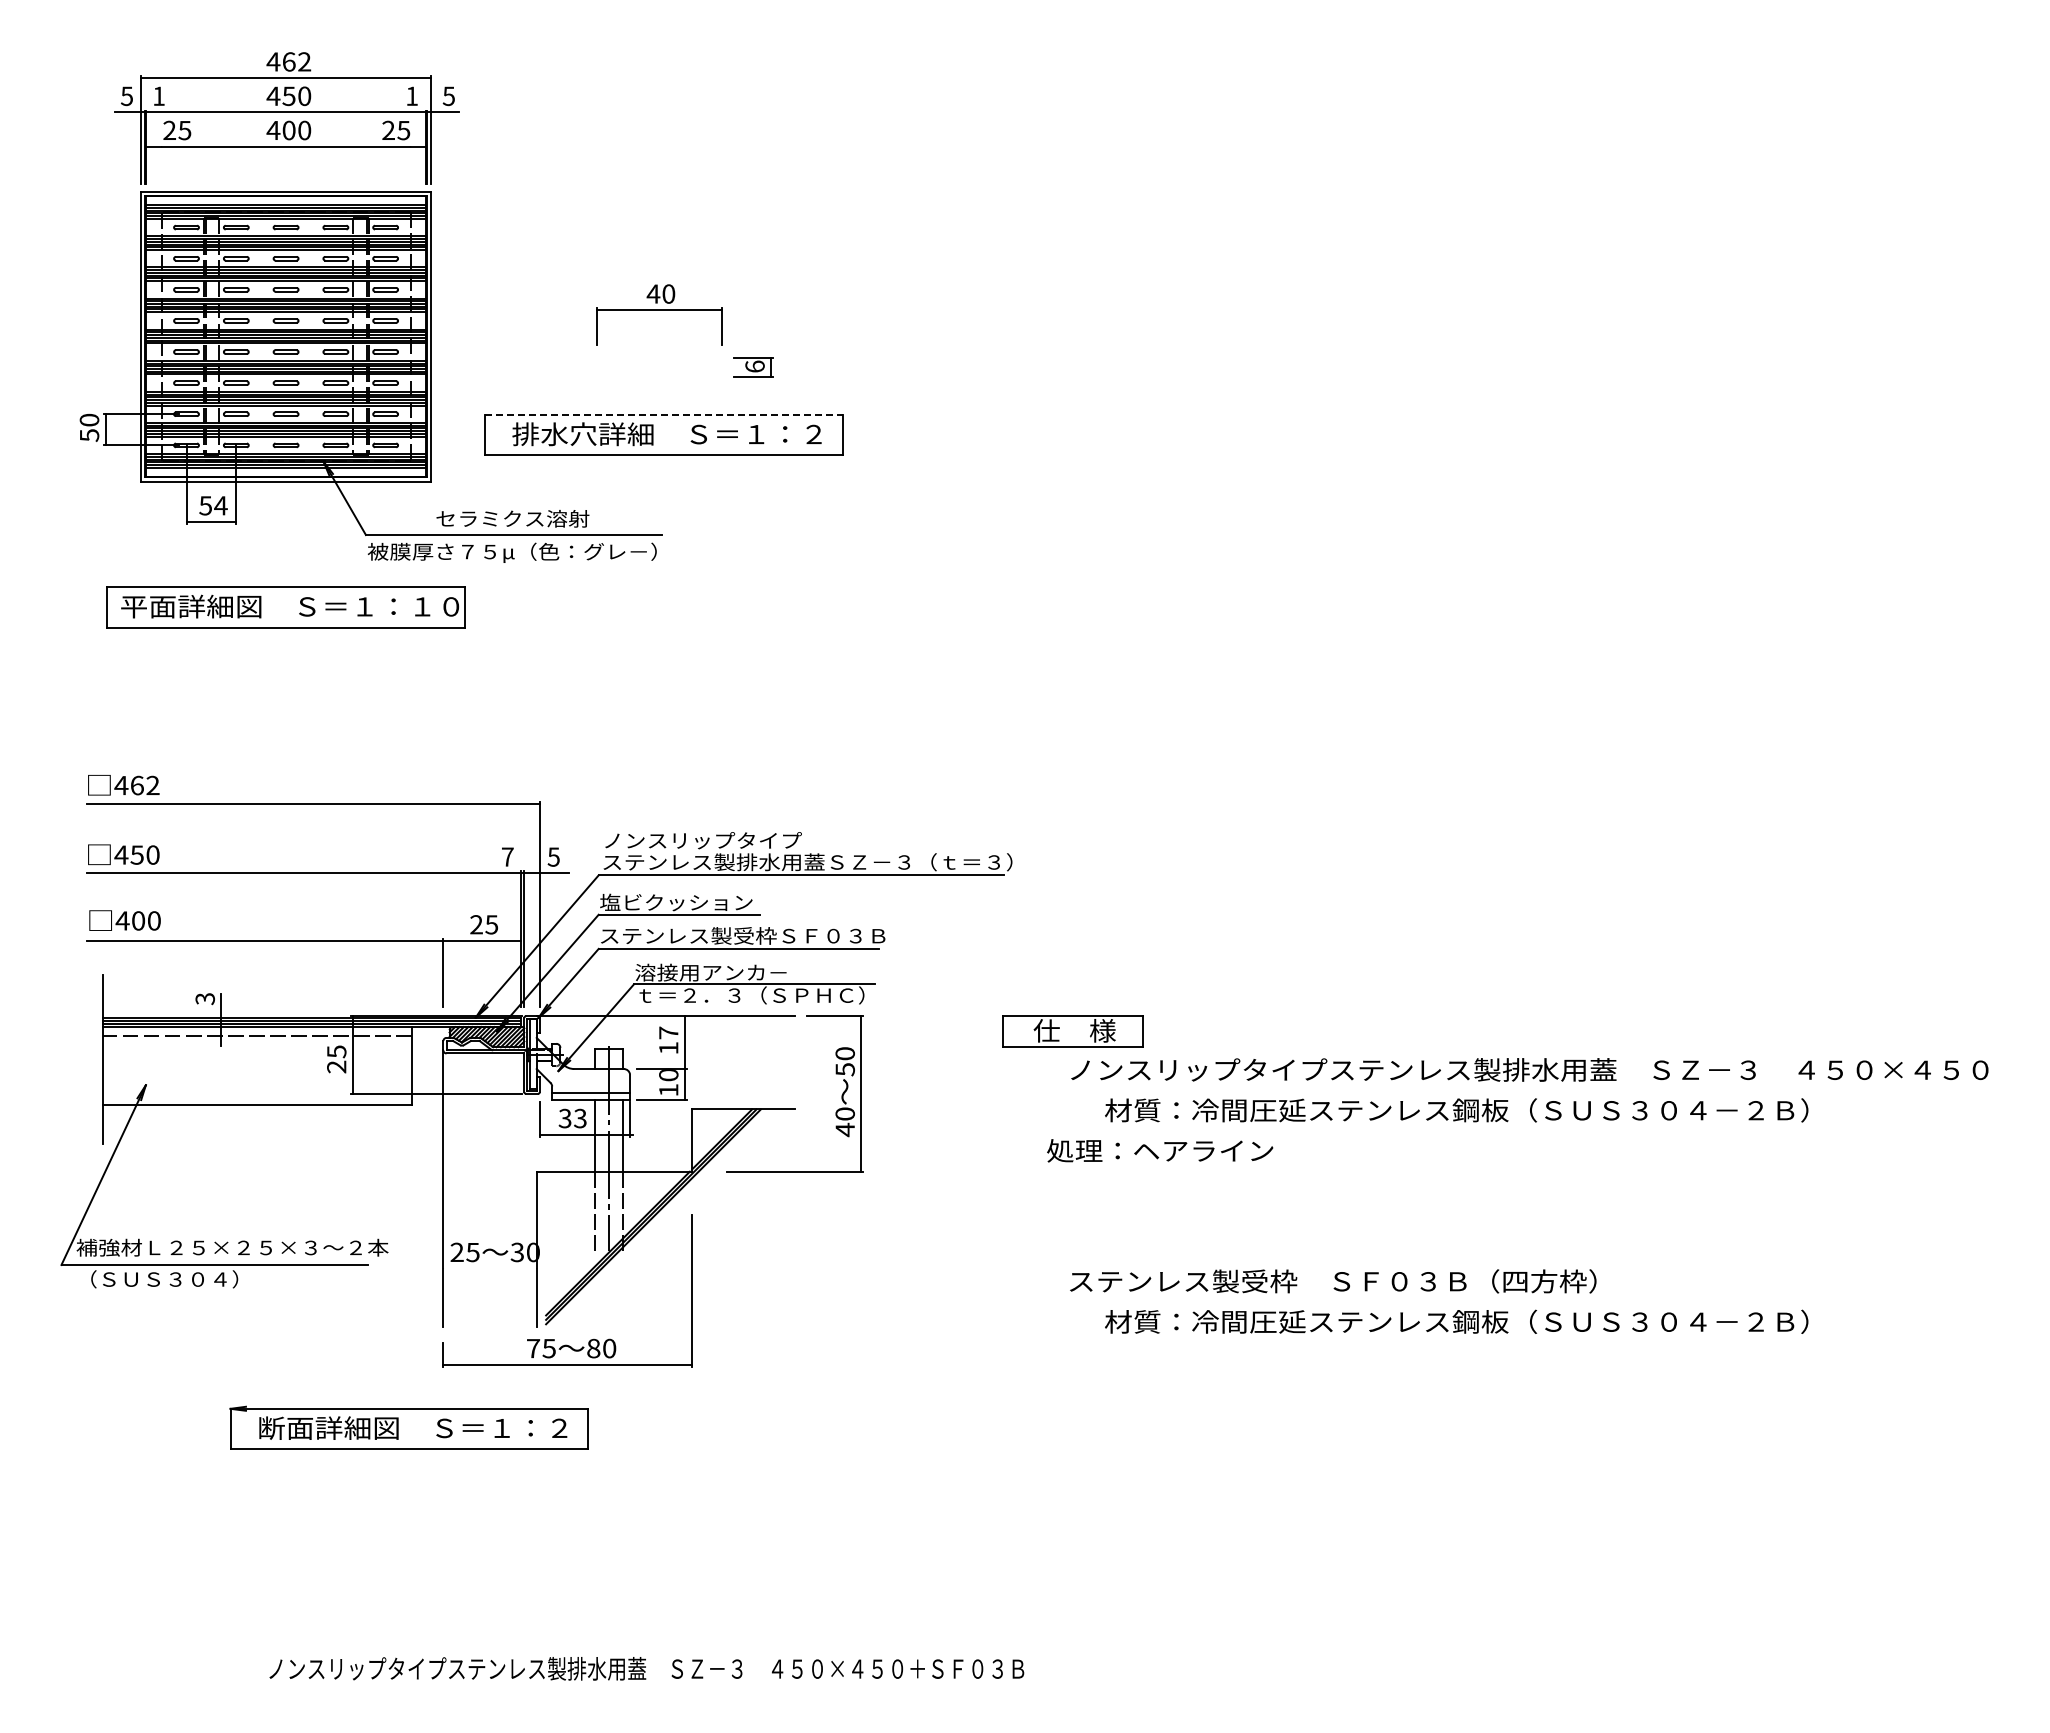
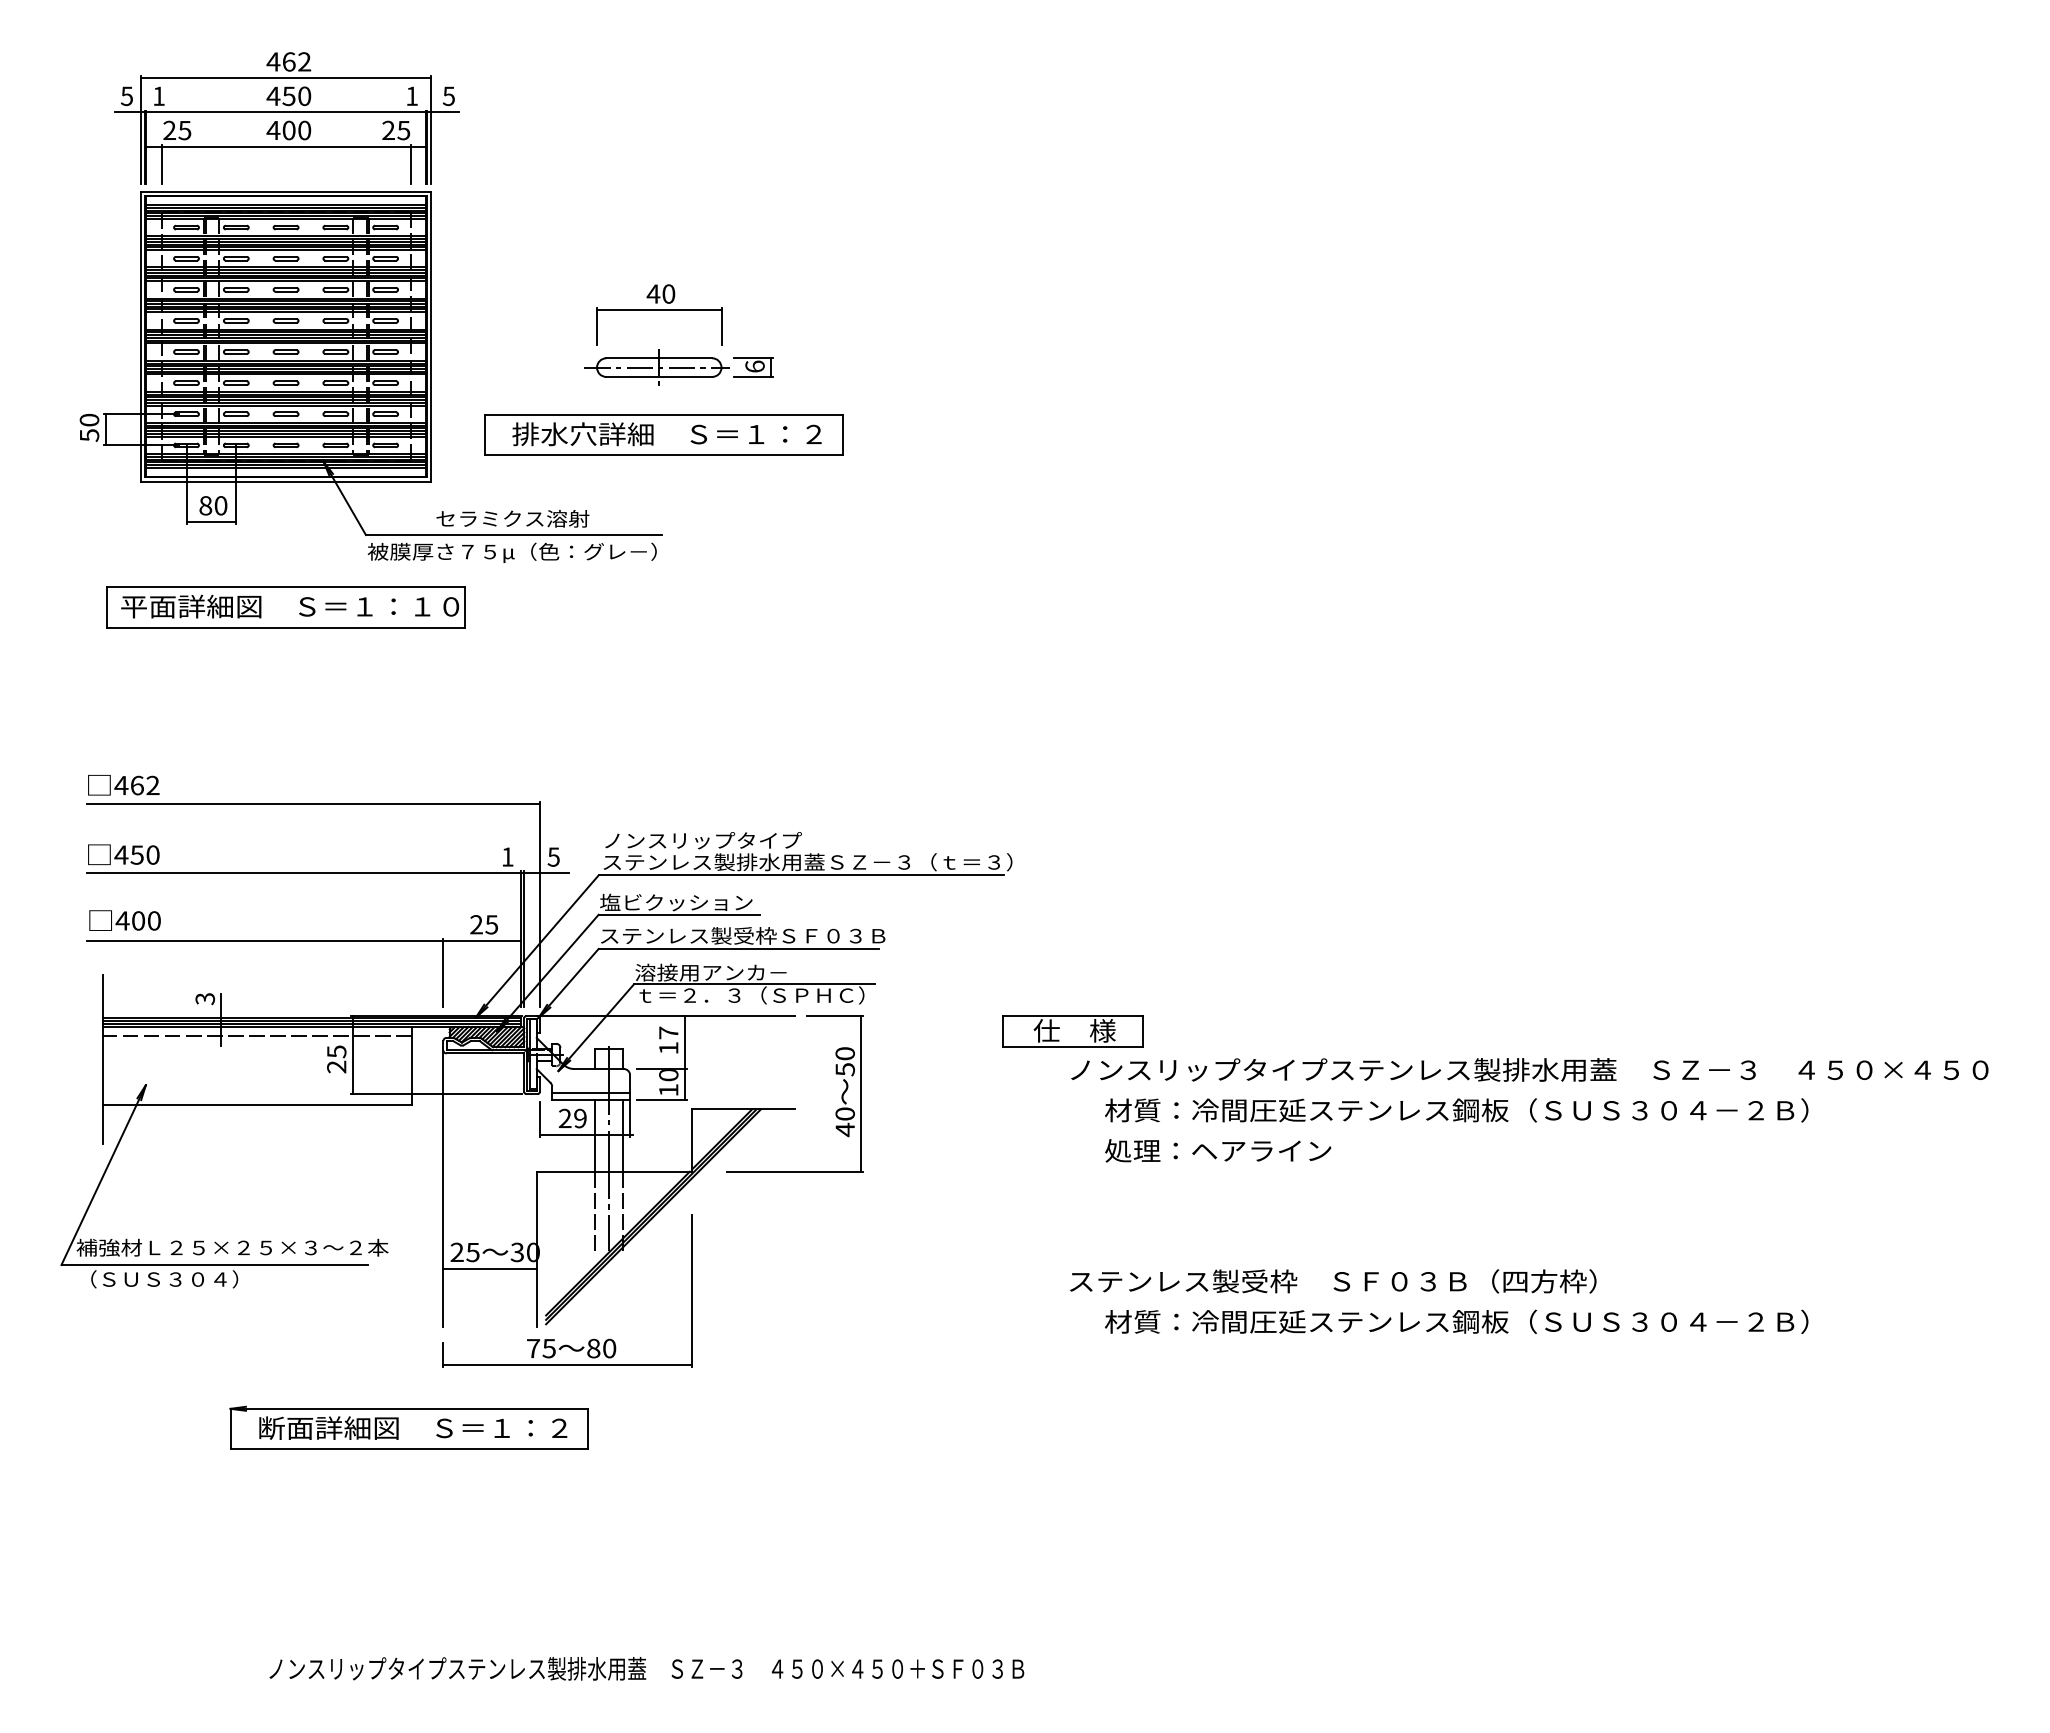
line: none -> present (161, 164)
line: none -> present (410, 164)
part: none -> present (656, 367)
line: dashed -> solid (663, 414)
text: 54 -> 80 (213, 505)
text: 7 -> 1 (507, 856)
text: 33 -> 29 (572, 1118)
text position: (1160, 1150) -> (1218, 1150) (1218, 1150)
line: none -> present (489, 1268)
